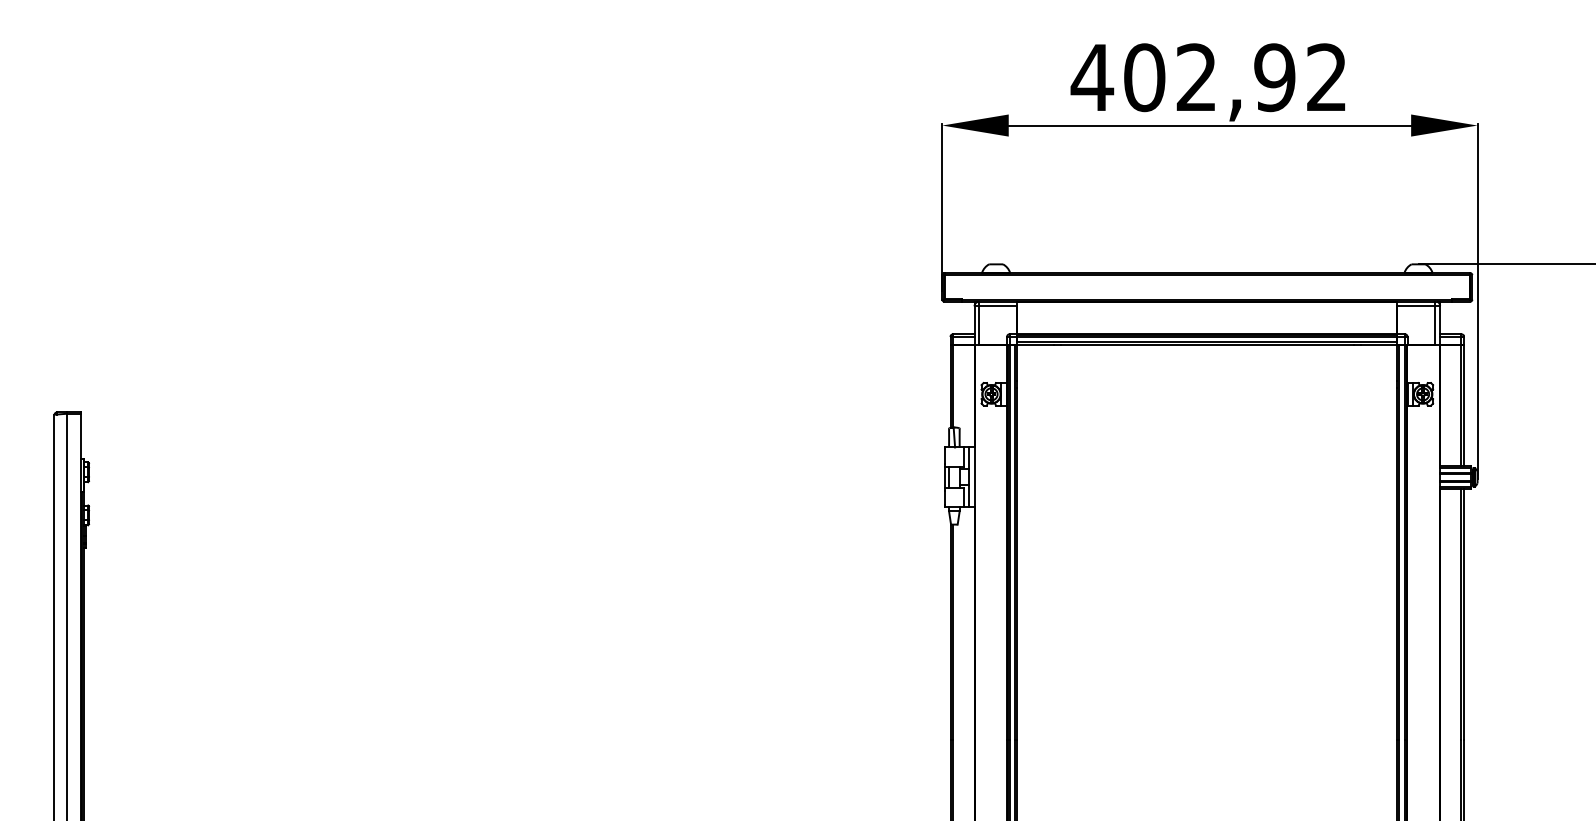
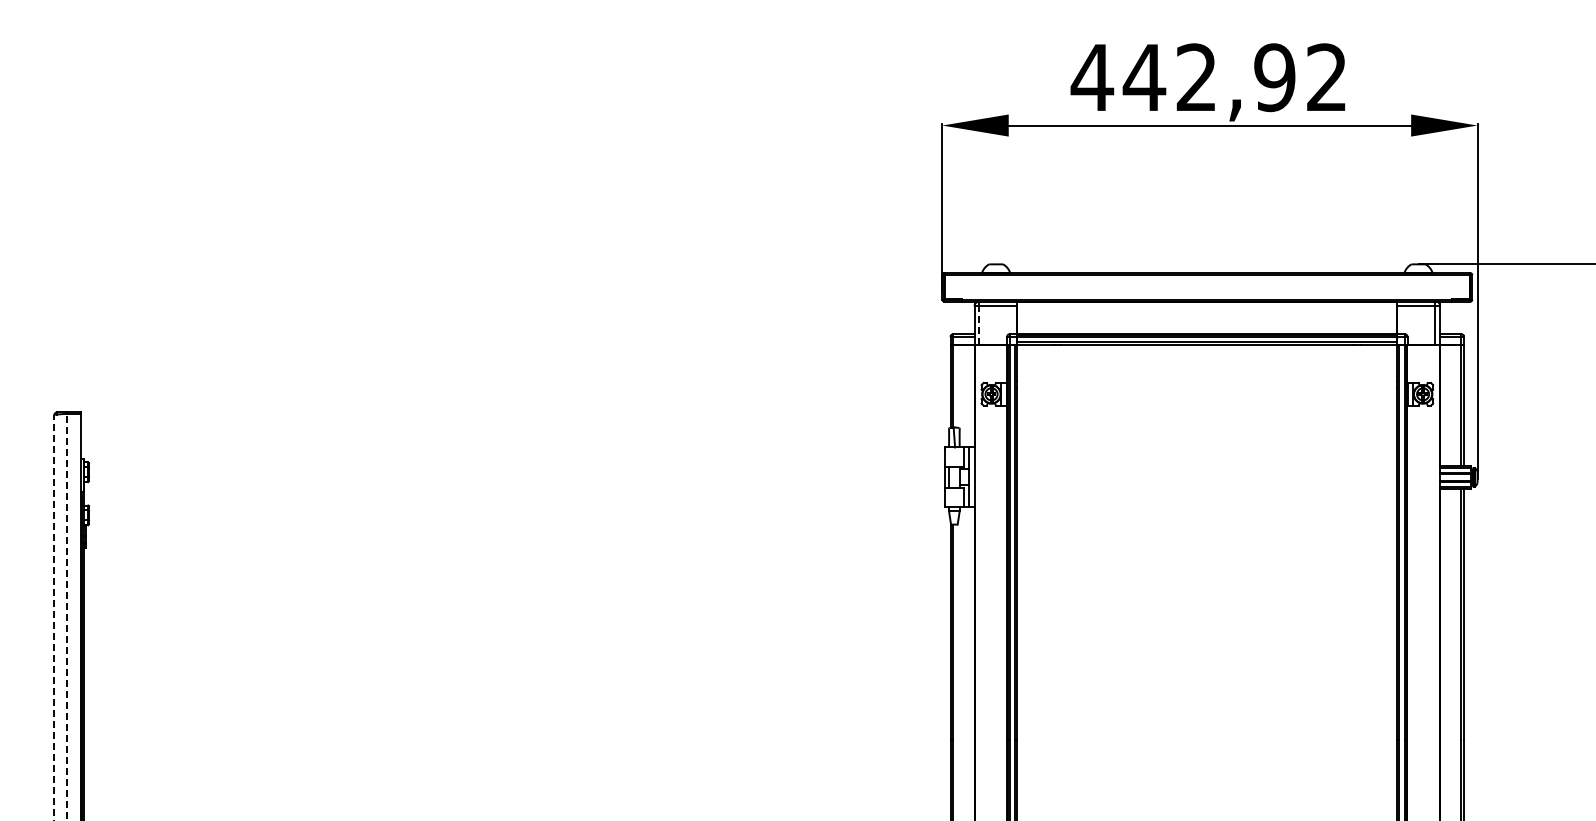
text: 402,92 -> 442,92 (1144, 77)
line: solid -> dashed (979, 324)
line: solid -> dashed (67, 616)
line: solid -> dashed (54, 617)
